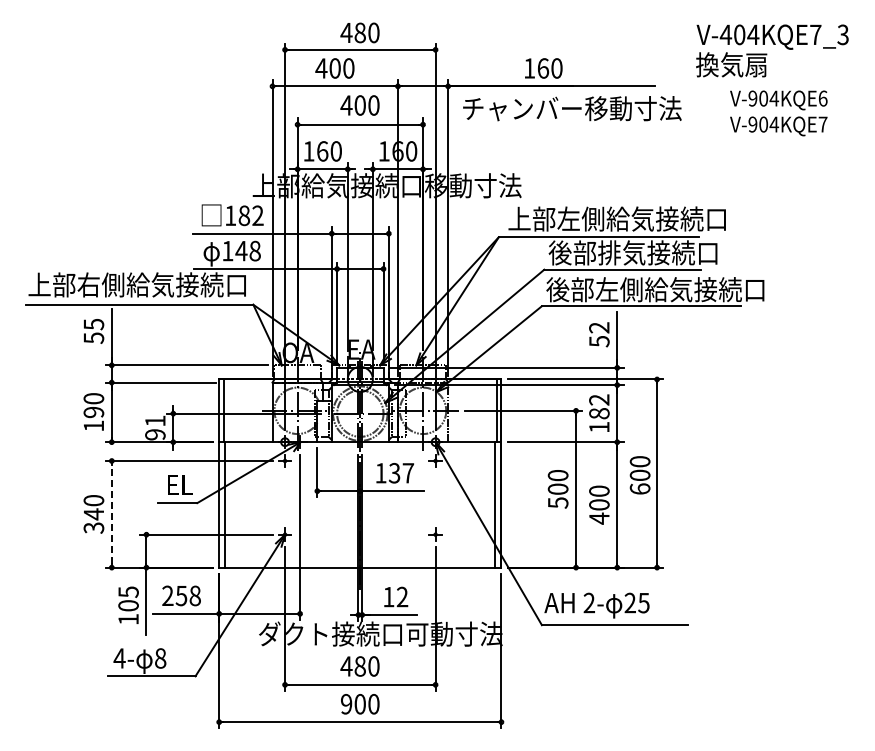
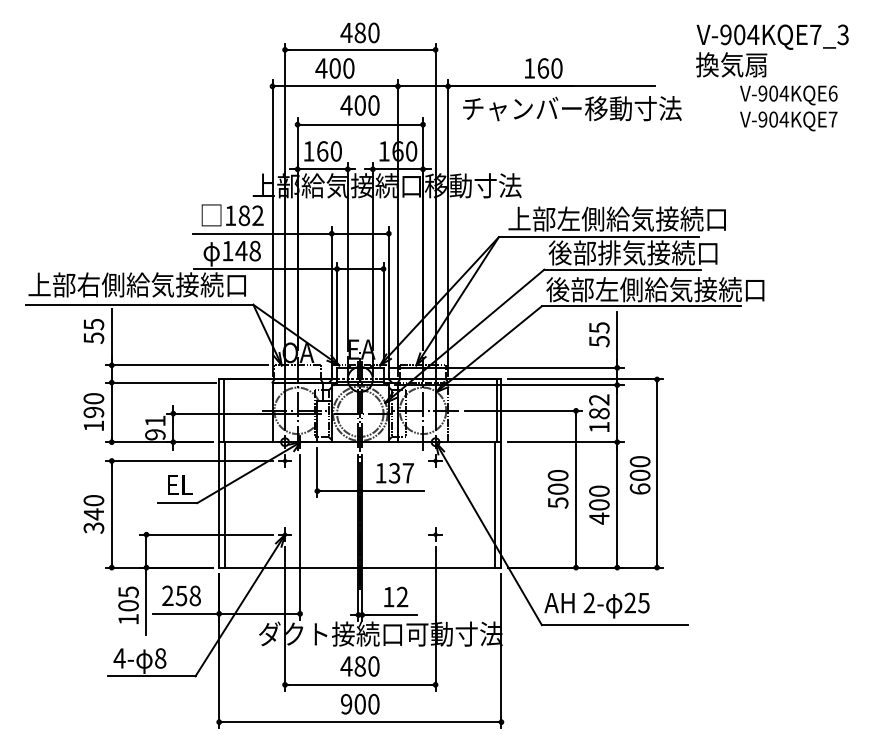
text: V-404KQE7_3 -> V-904KQE7_3 (725, 34)
text position: (778, 113) -> (788, 108) (788, 108)
text: 52 -> 55 (599, 327)
line: dashed -> solid (111, 514)
